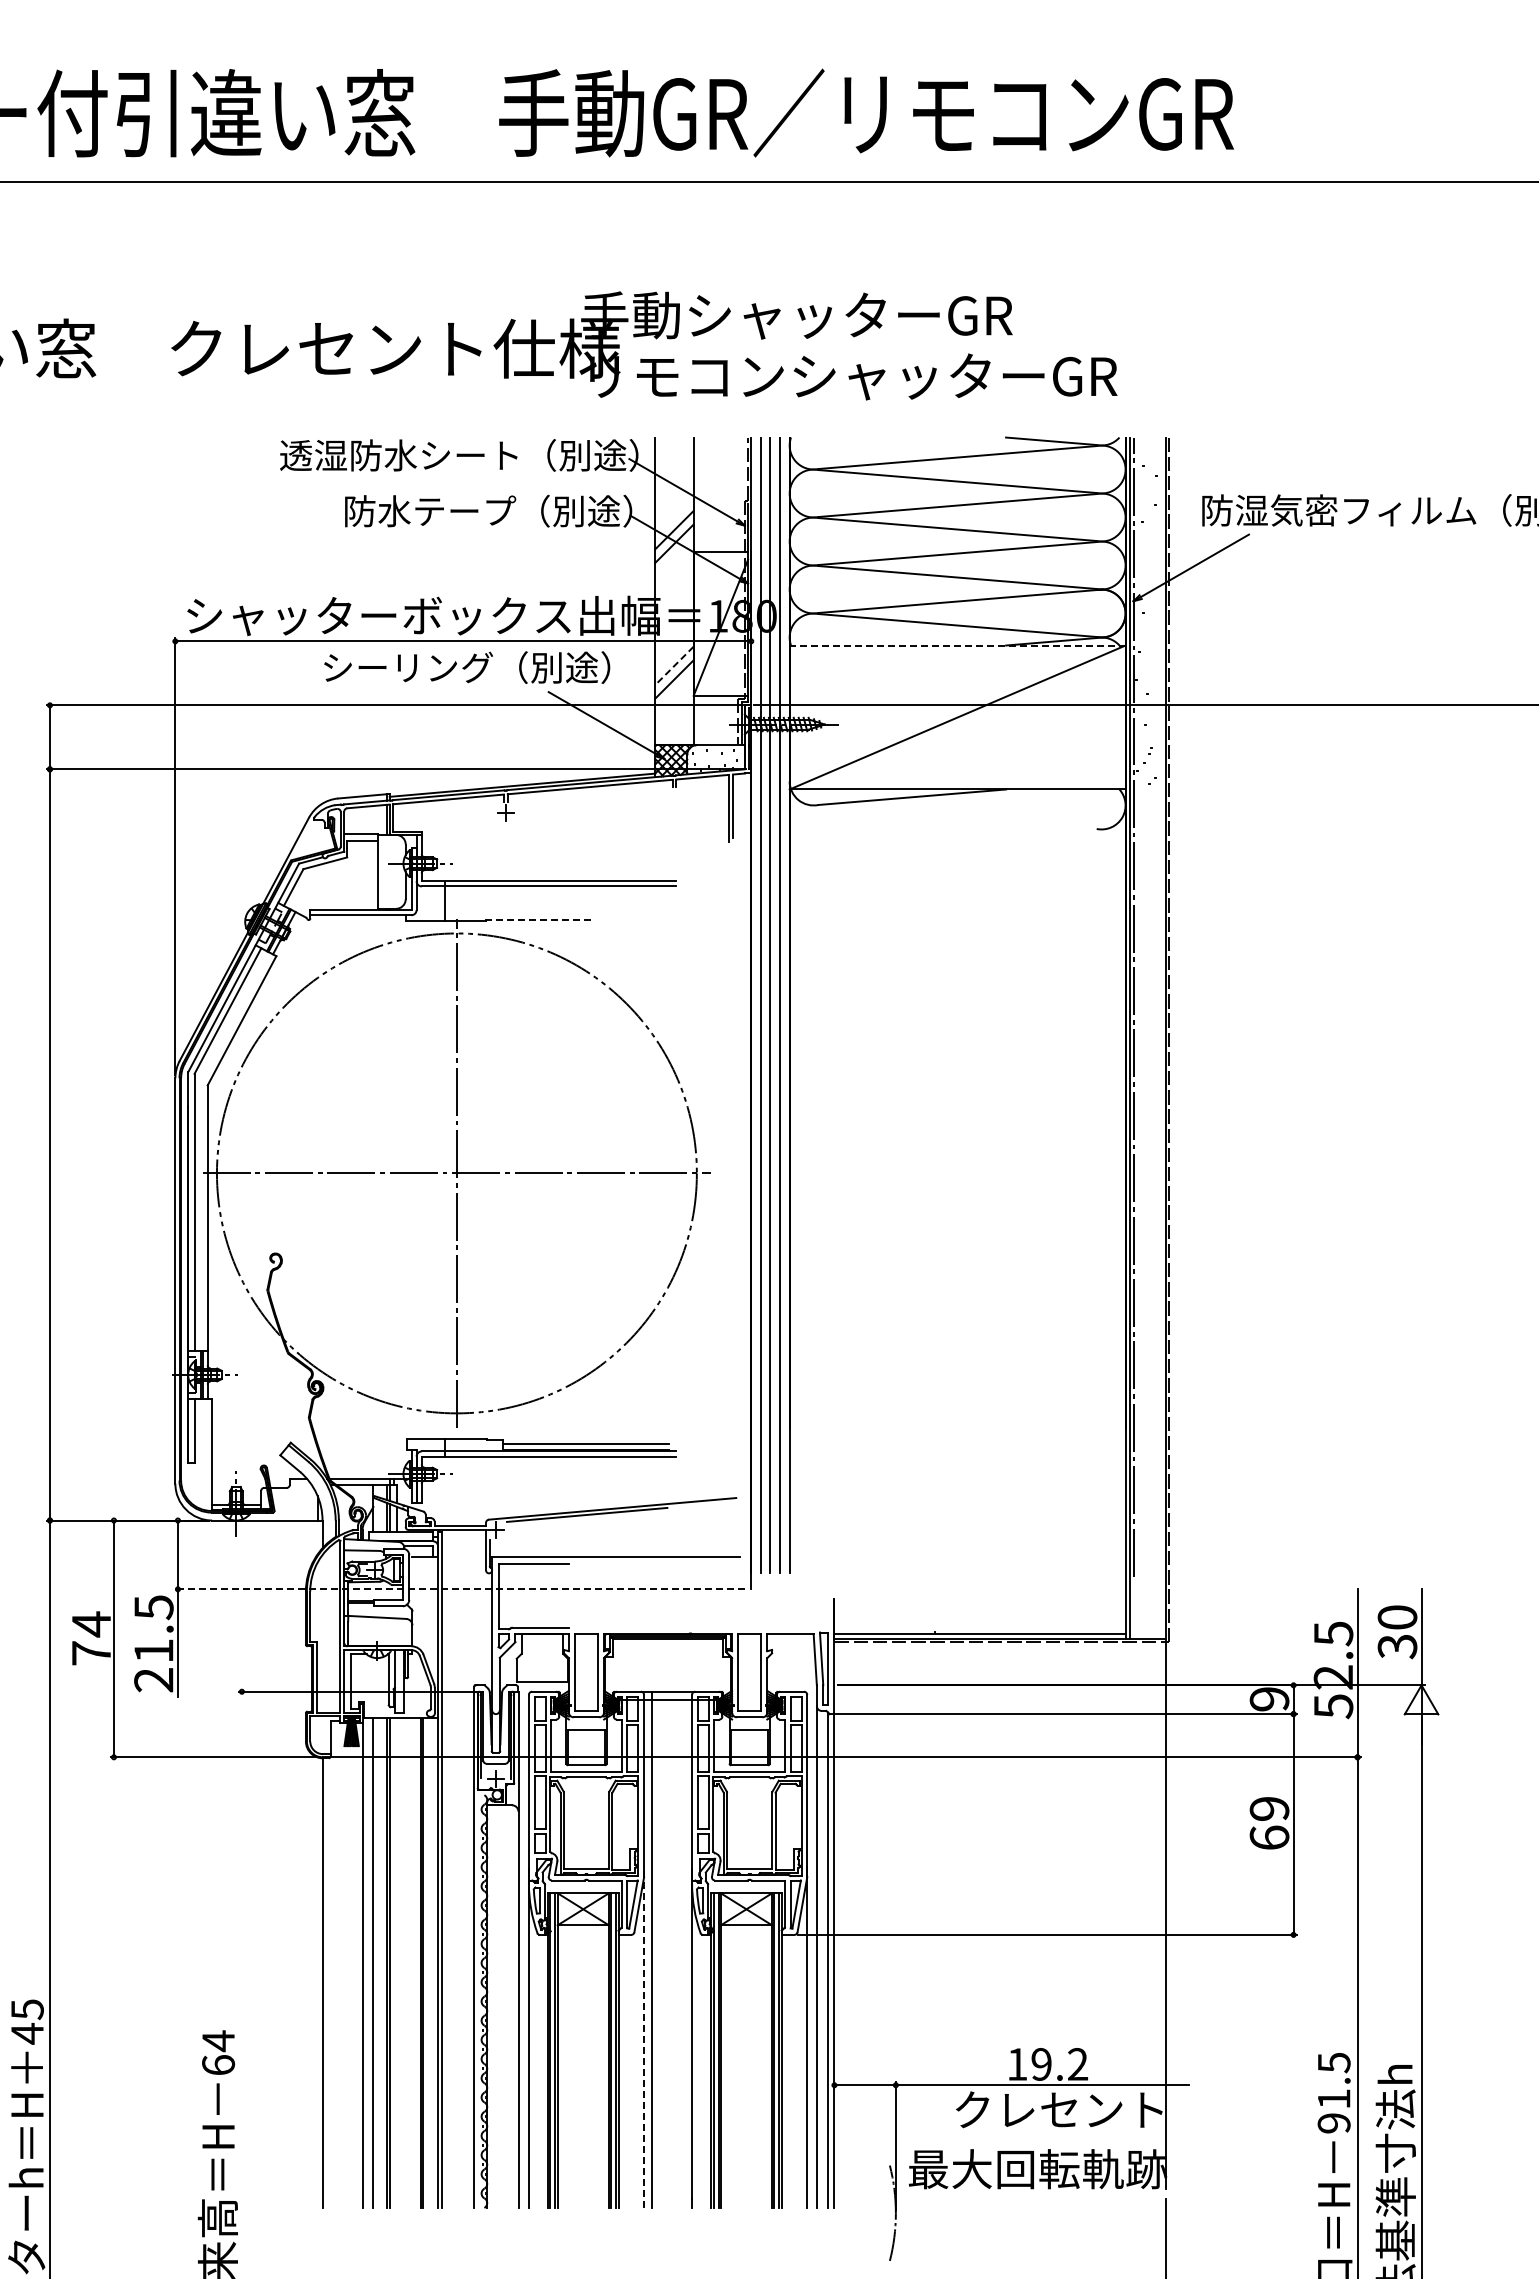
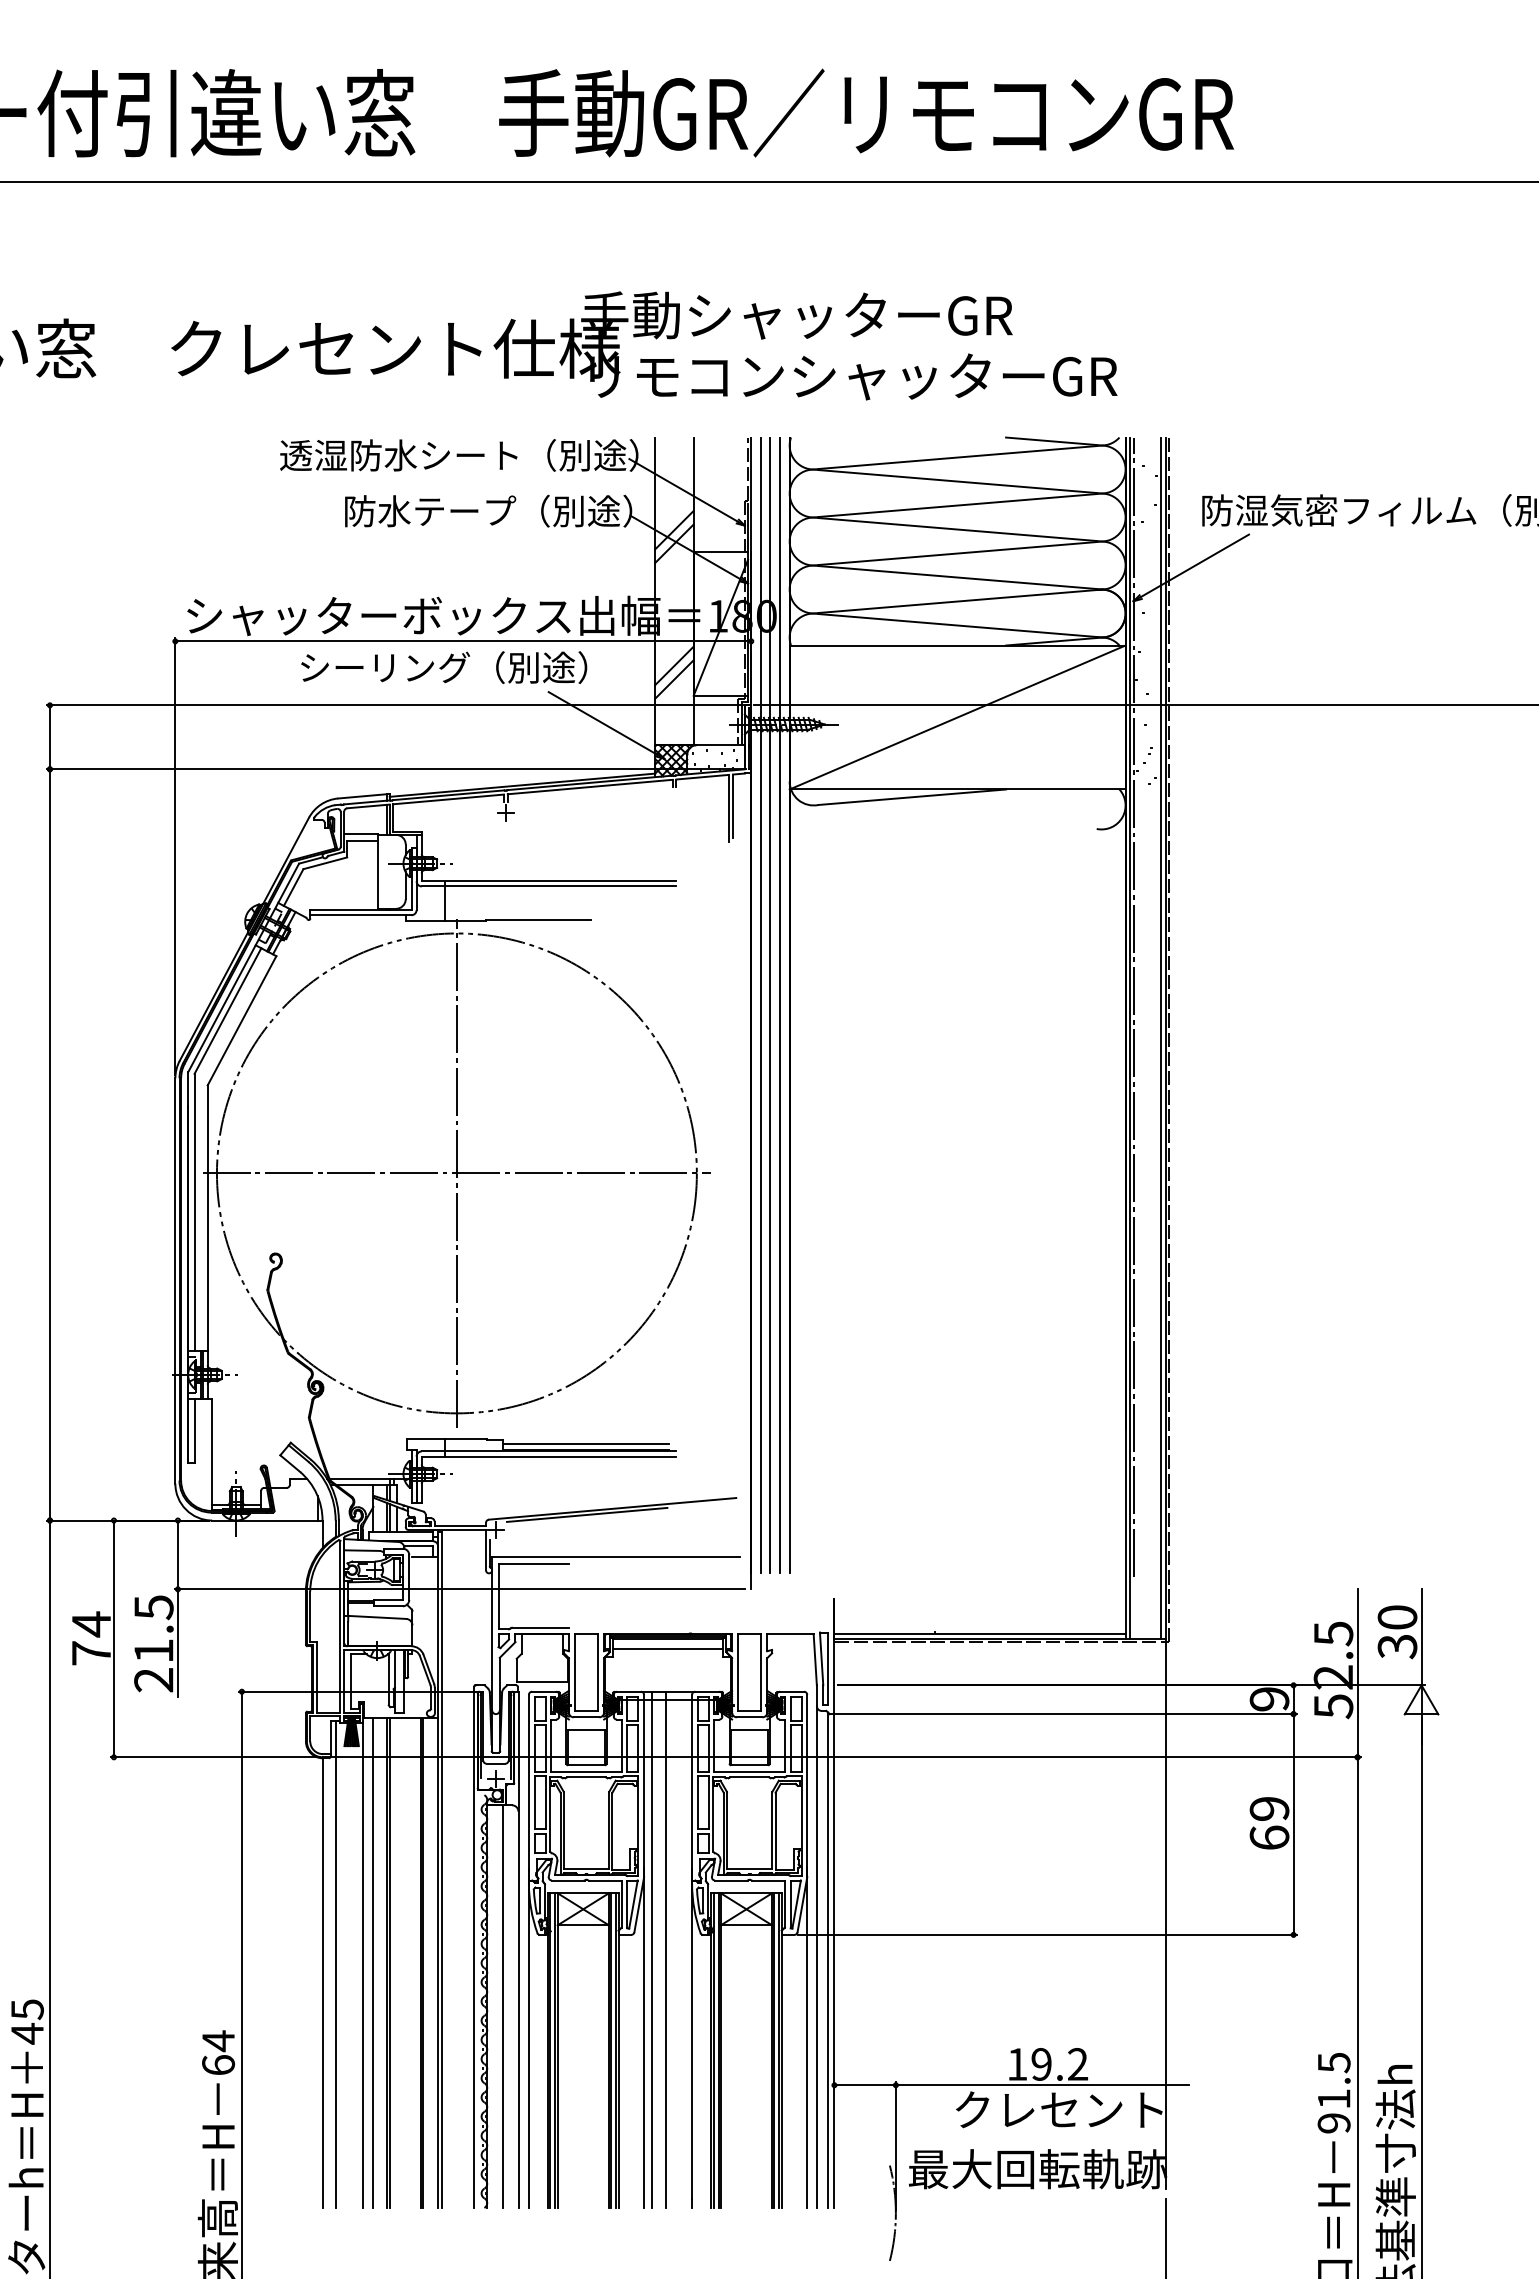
line: dashed -> solid (957, 645)
line: dashed -> solid (674, 666)
text position: (467, 667) -> (444, 667) (444, 667)
line: dashed -> solid (538, 920)
line: none -> present (1160, 1037)
line: dashed -> solid (459, 1589)
line: none -> present (668, 1649)
line: none -> present (666, 1949)
line: none -> present (335, 1964)
line: none -> present (241, 1983)
line: none -> present (503, 2006)
line: dashed -> solid (644, 2037)
